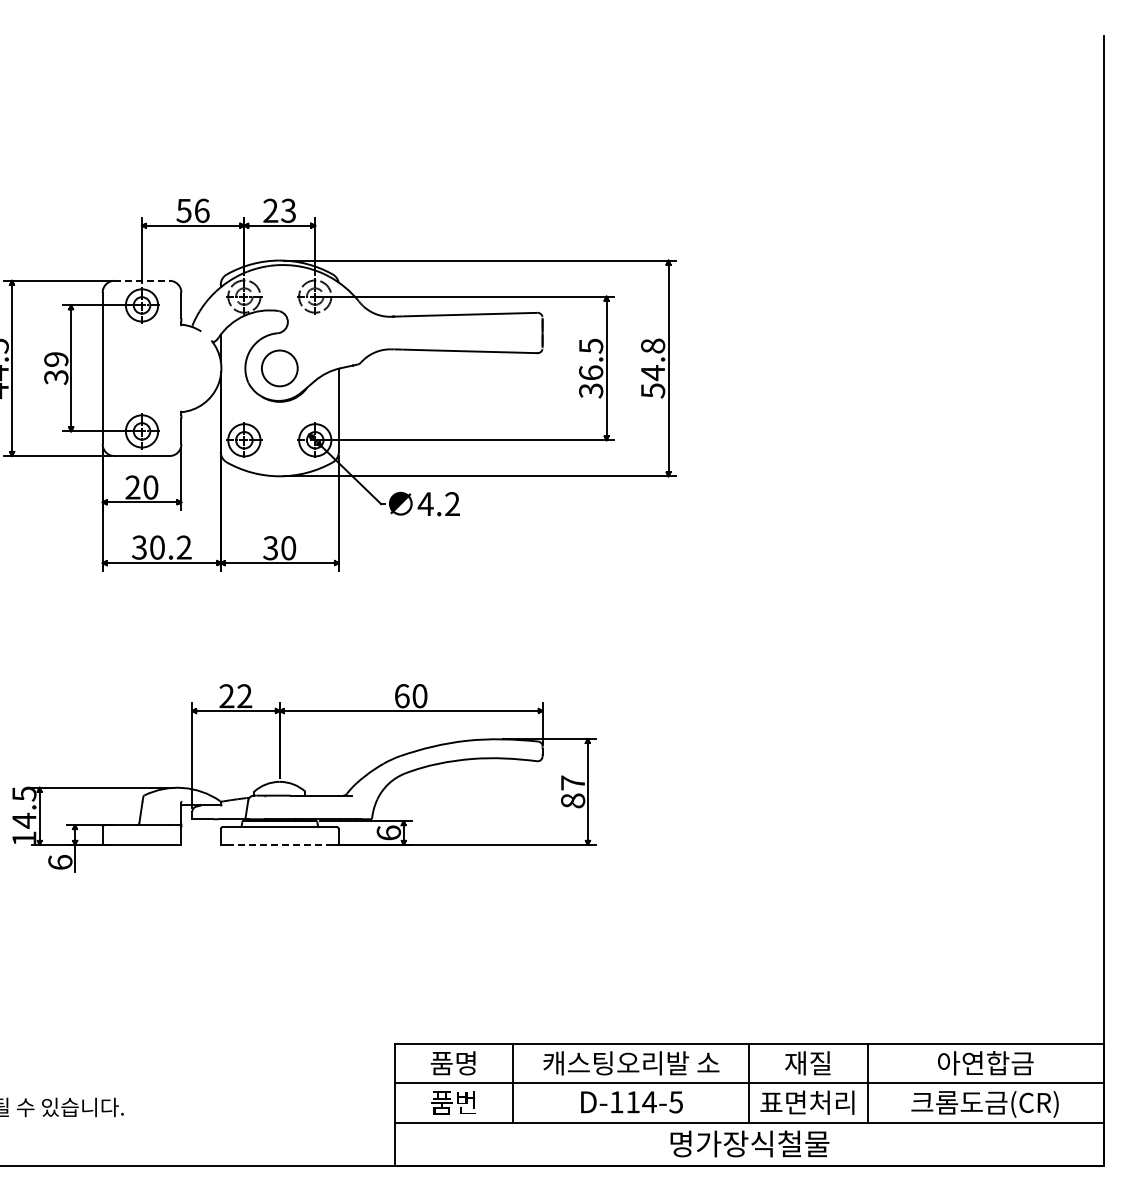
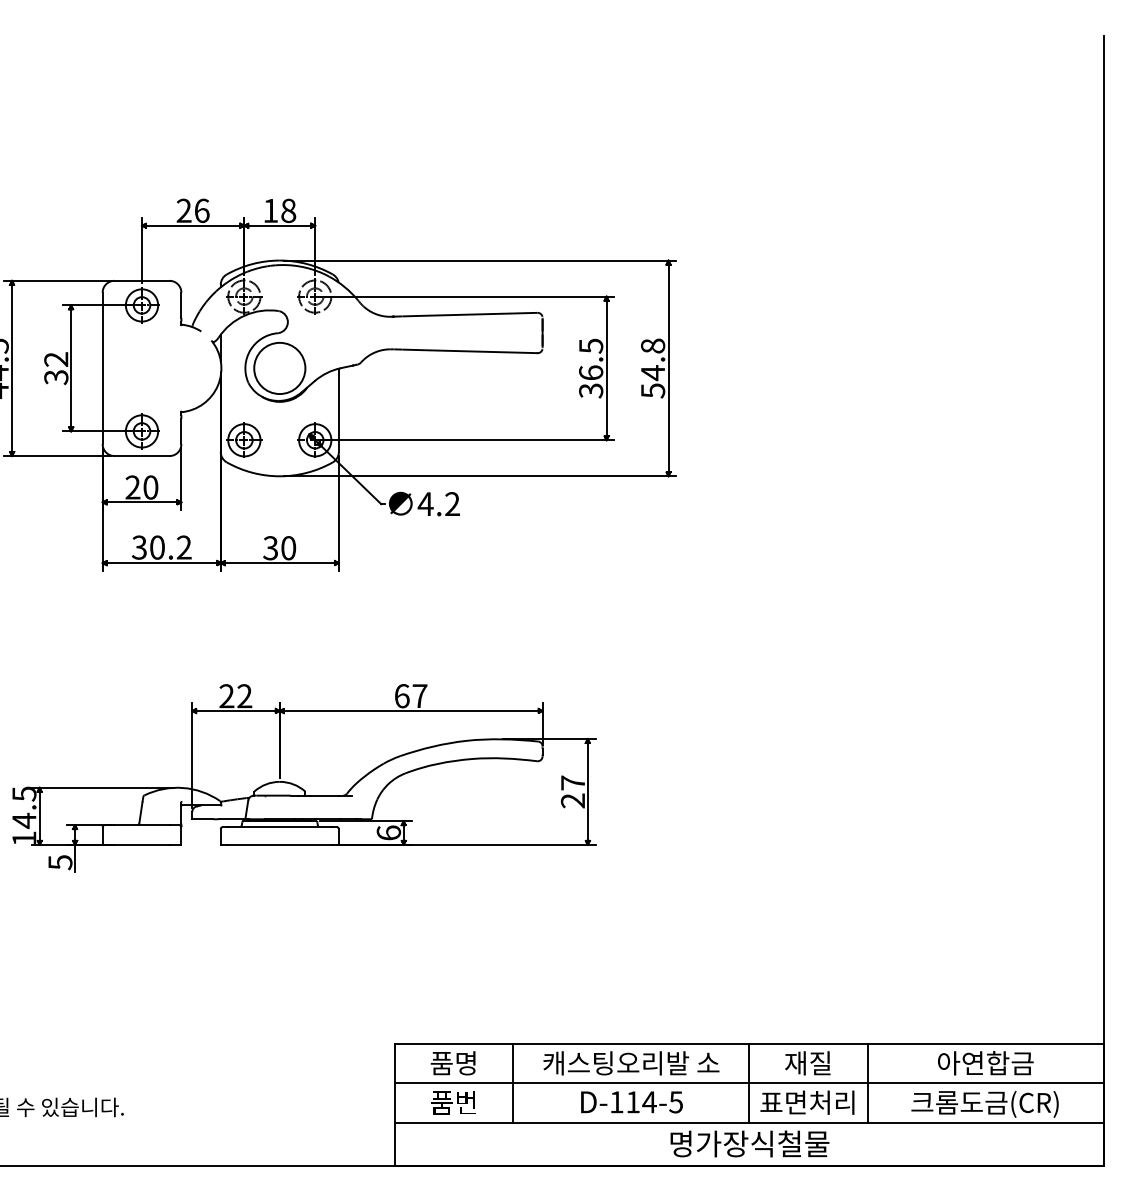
text: 56 -> 26 (183, 210)
text: 23 -> 18 (279, 210)
line: dashed -> solid (142, 280)
text: 39 -> 32 (56, 359)
circle diameter: 36 px -> 51 px (279, 368)
text: 60 -> 67 (419, 696)
text: 87 -> 27 (573, 800)
line: dashed -> solid (280, 844)
text: 6 -> 5 (60, 862)
